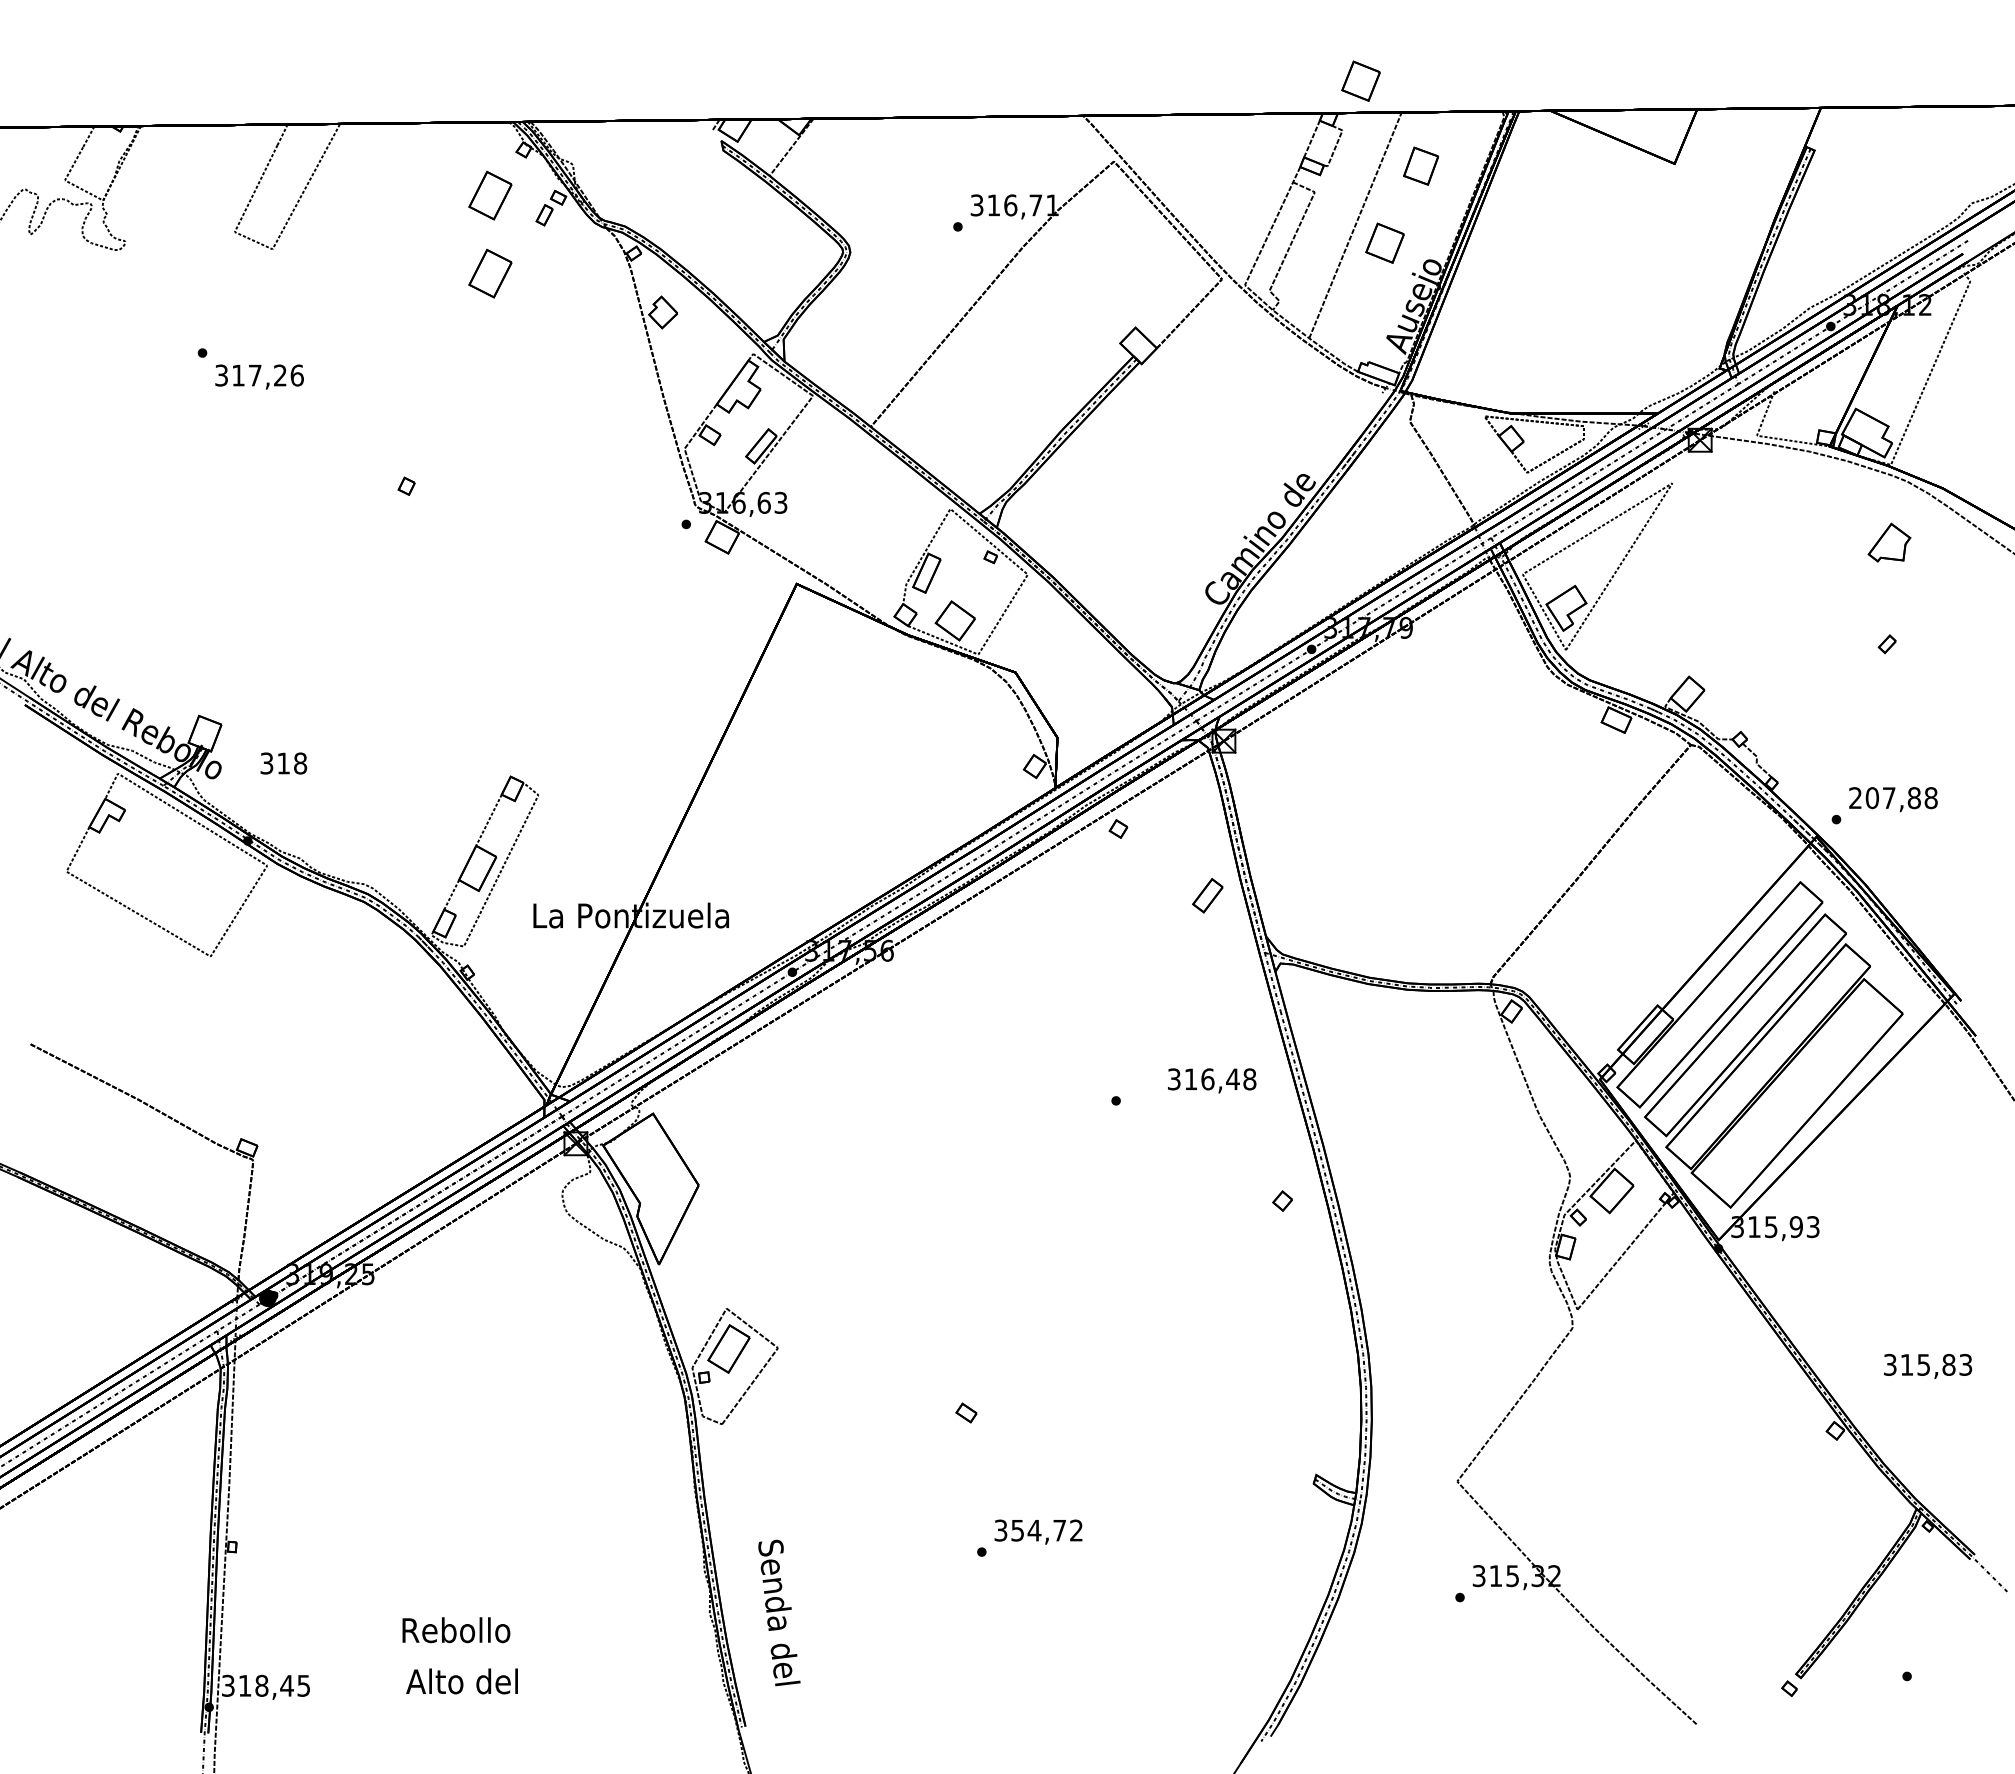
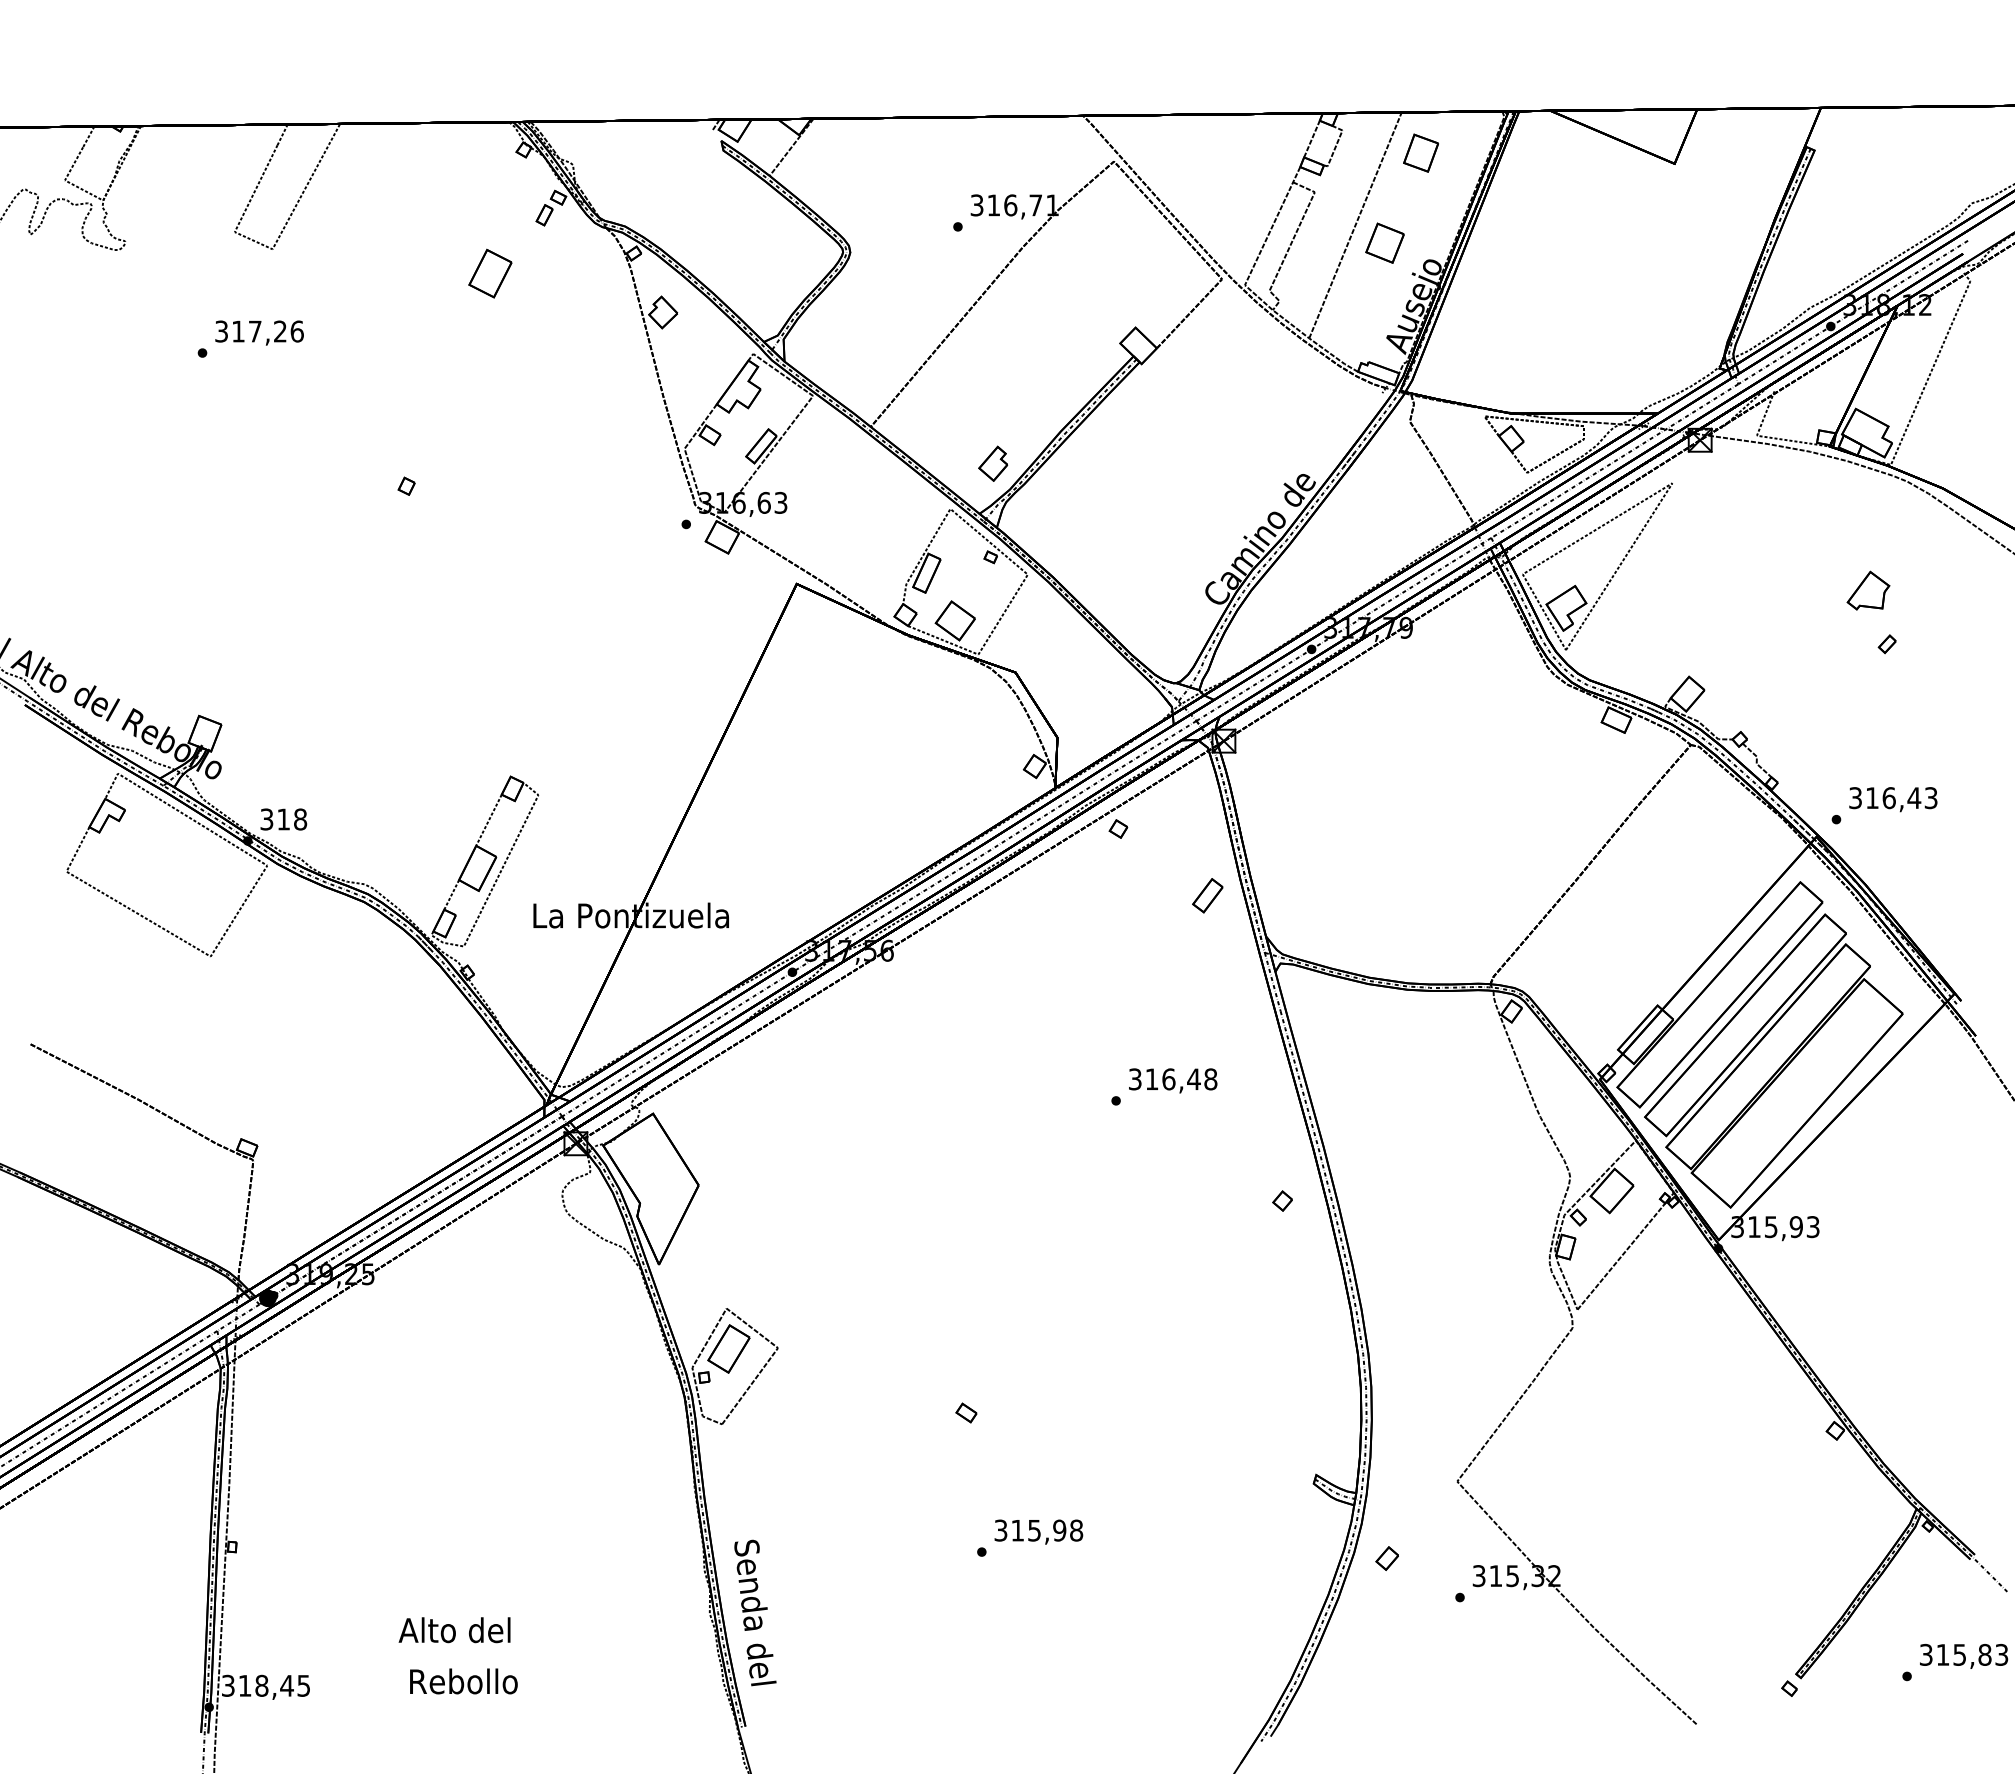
part: present -> none (1360, 80)
part position: (1420, 165) -> (1420, 152) (1420, 152)
part: present -> none (490, 195)
text position: (259, 376) -> (259, 332) (259, 332)
part: none -> present (993, 463)
part position: (1889, 542) -> (1868, 590) (1868, 590)
text position: (283, 763) -> (283, 819) (283, 819)
text: 207,88 -> 316,43 (1893, 798)
text position: (1212, 1080) -> (1173, 1080) (1173, 1080)
text position: (1928, 1366) -> (1964, 1656) (1964, 1656)
text: 354,72 -> 315,98 (1047, 1530)
part: none -> present (1386, 1558)
text position: (779, 1612) -> (755, 1612) (755, 1612)
text: Rebollo -> Alto del (454, 1630)
text: Alto del -> Rebollo (461, 1681)
